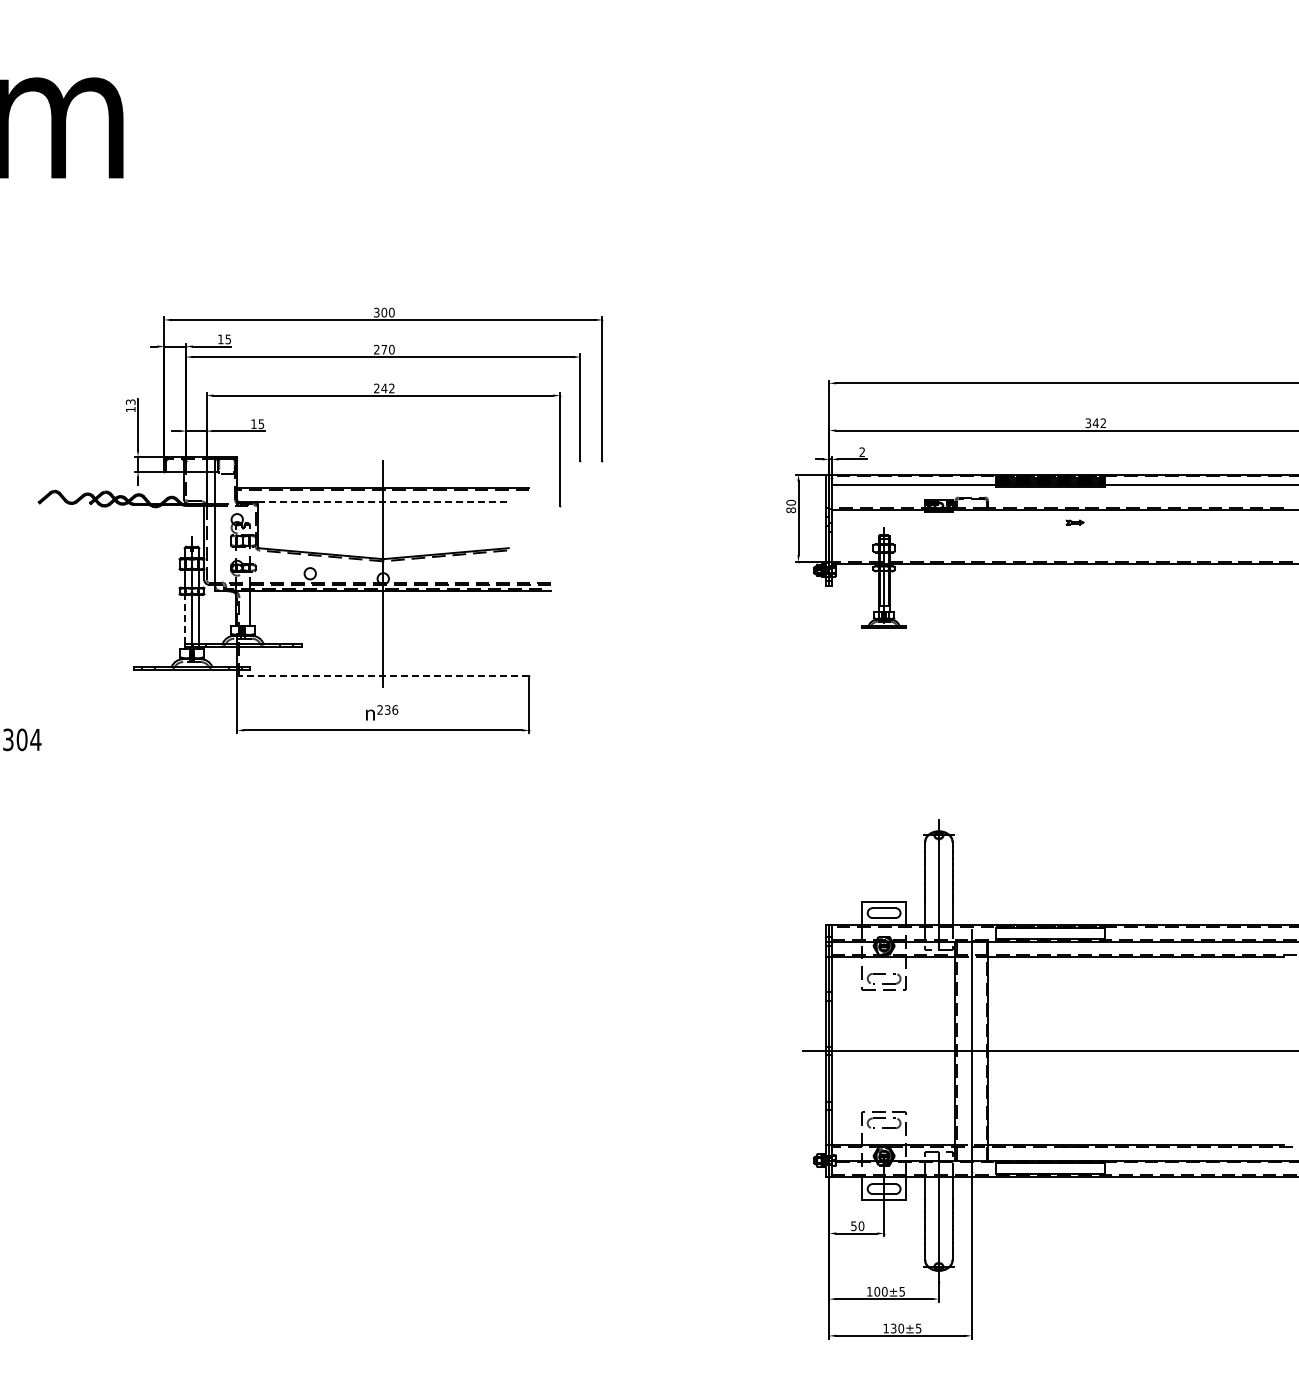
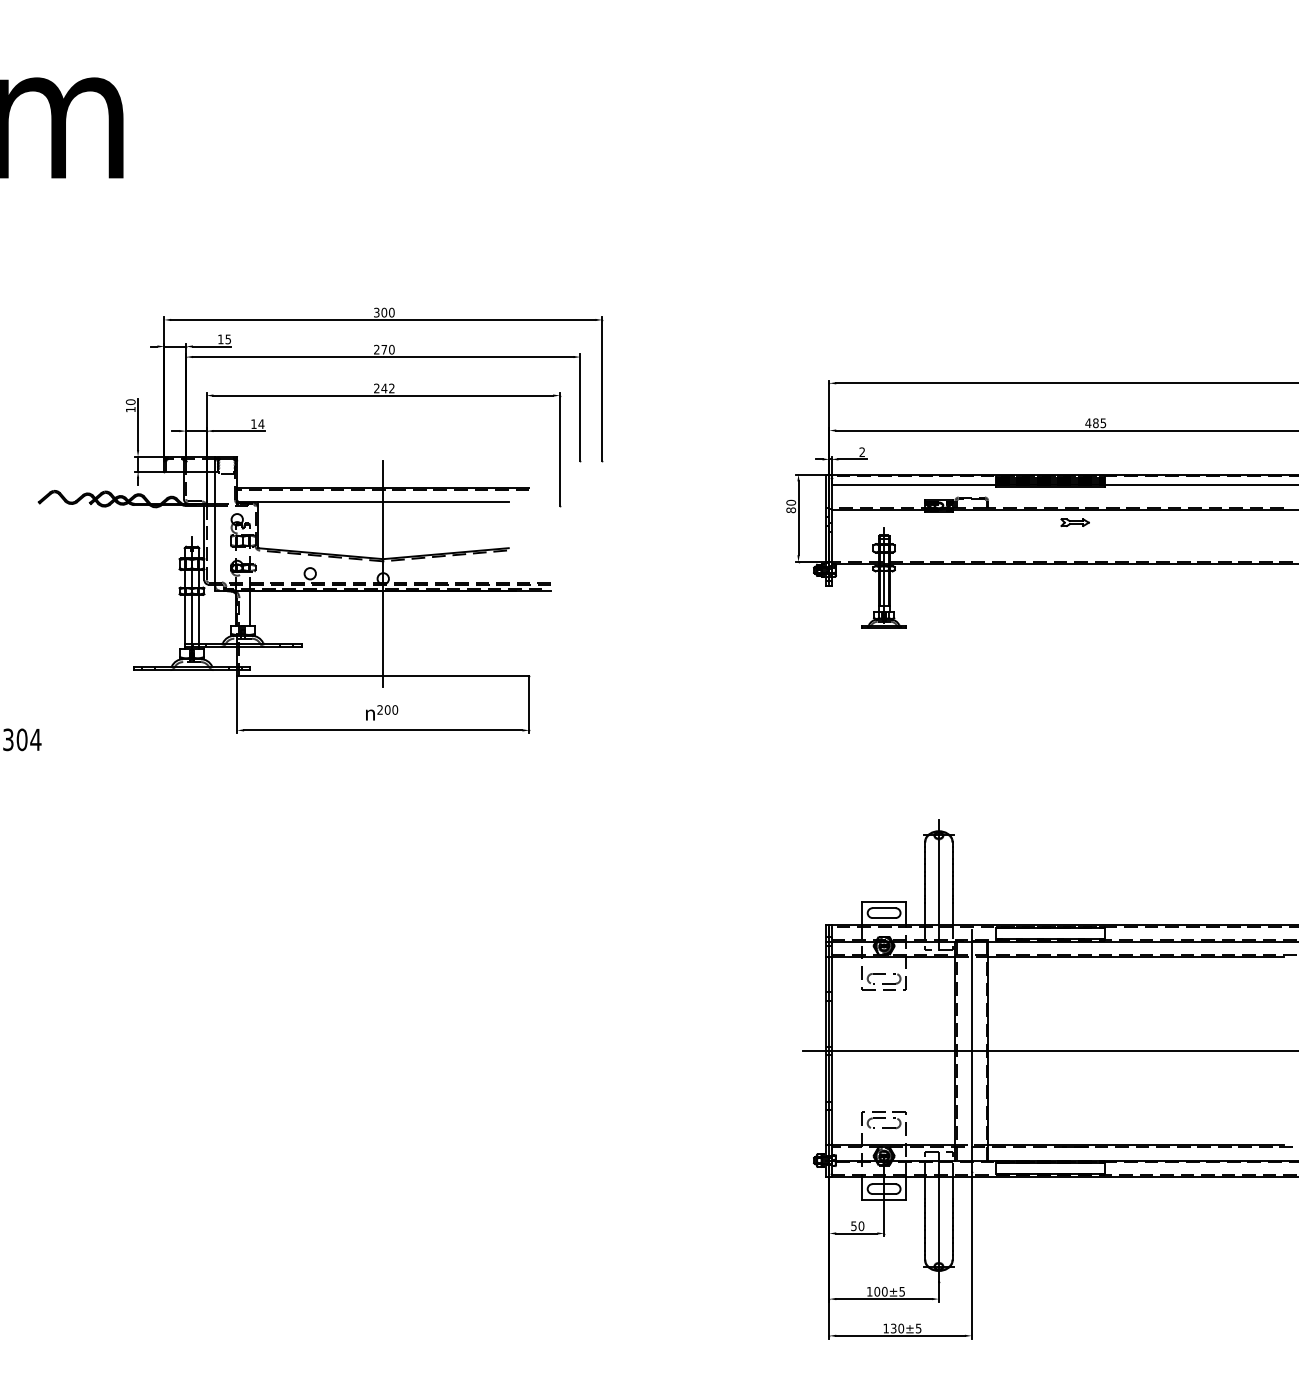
text: 13 -> 10 (130, 402)
text: 342 -> 485 (1095, 423)
text: 15 -> 14 (261, 424)
line: dashed -> solid (383, 502)
part size: 20x7 px -> 30x9 px (1074, 522)
line: dashed -> solid (184, 618)
line: dashed -> solid (382, 676)
text: 236 -> 200 (391, 709)
